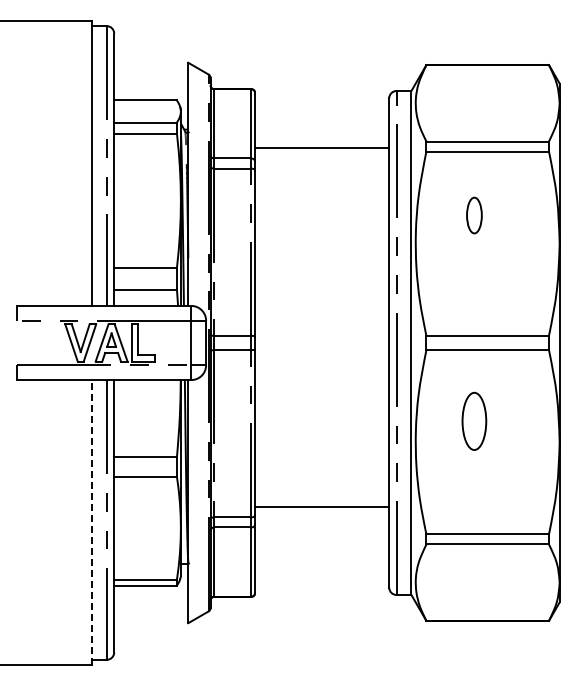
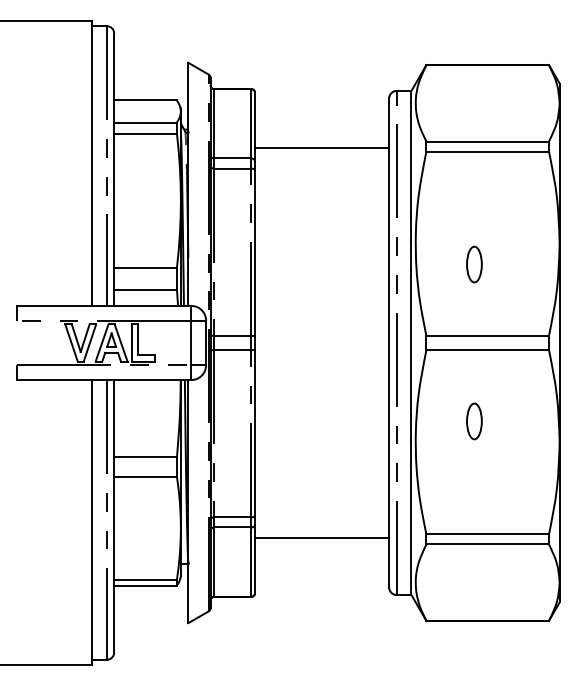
part position: (474, 215) -> (474, 264) (474, 264)
part size: 27x60 px -> 17x39 px (474, 421)
line position: (322, 507) -> (322, 538) (322, 538)
line: dashed -> solid (91, 522)
